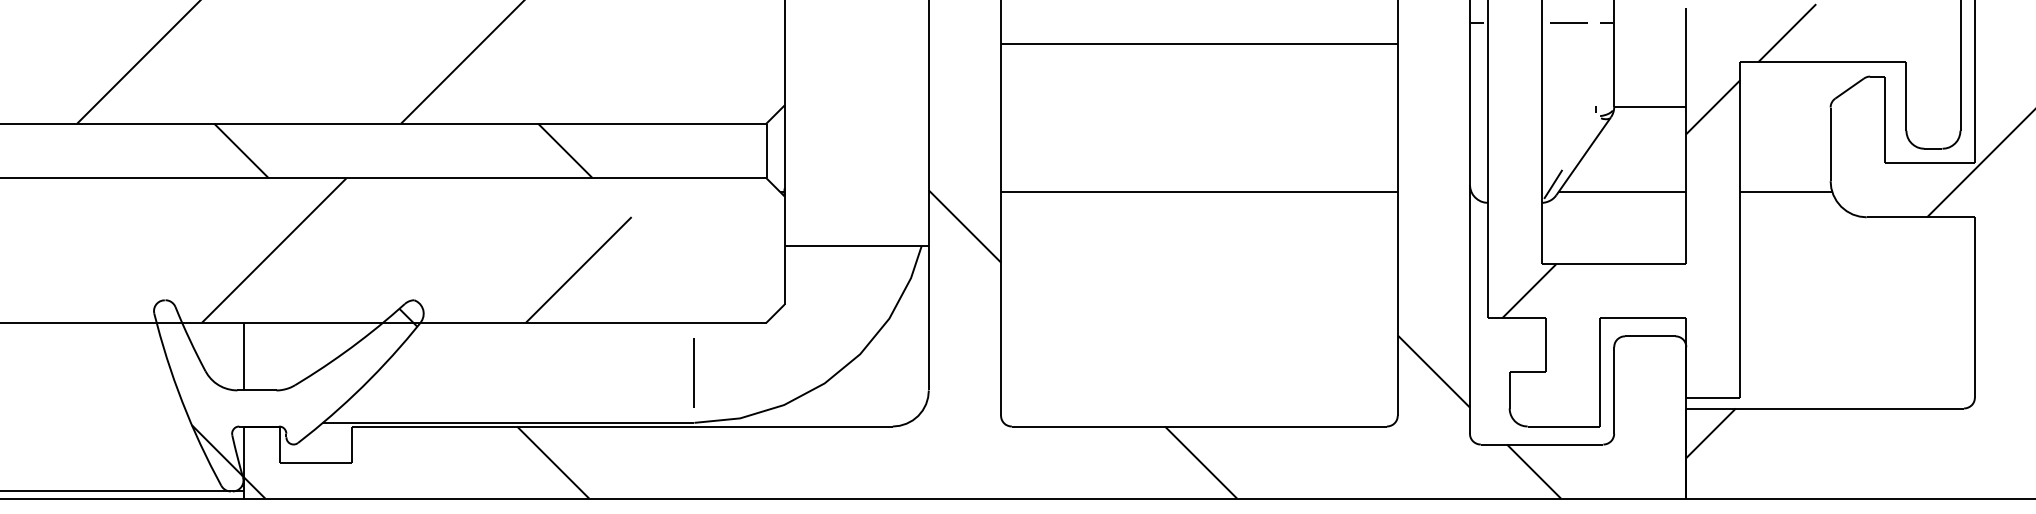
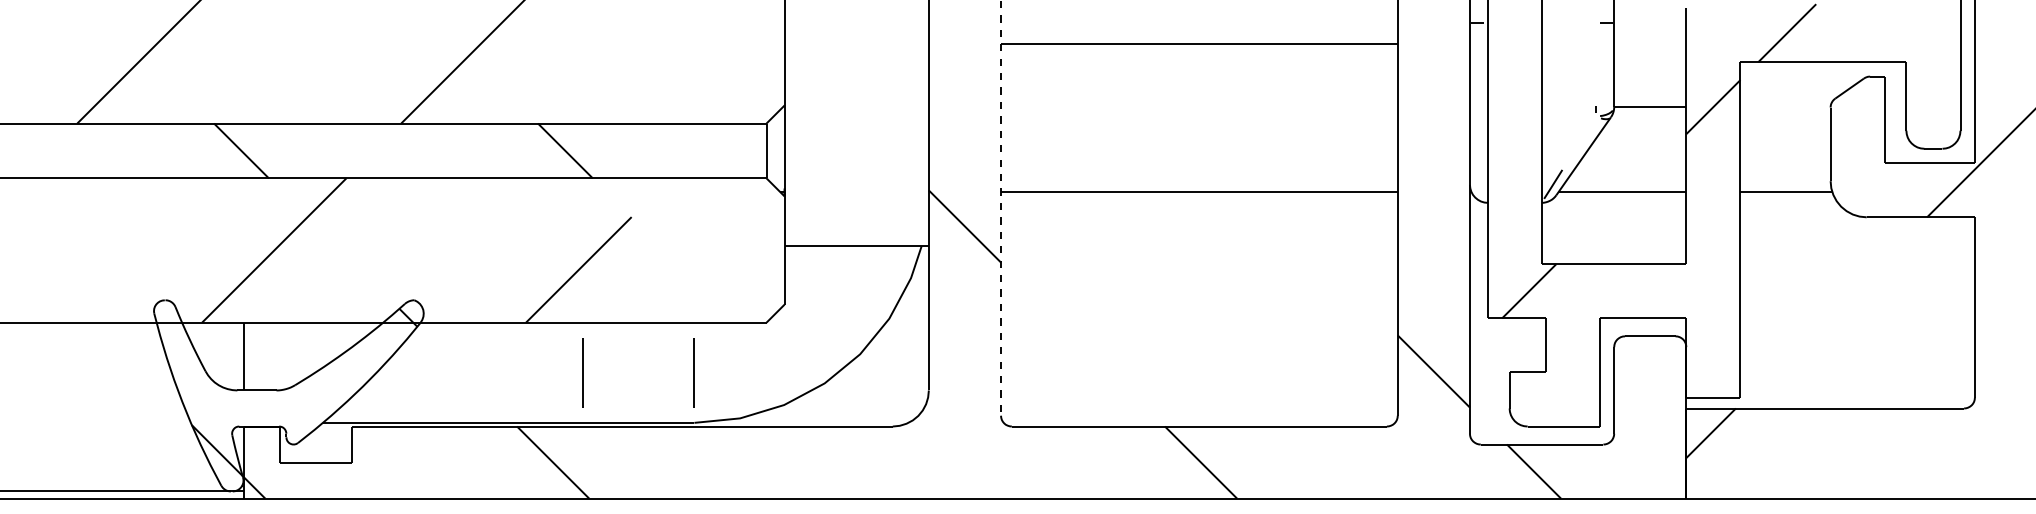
line: present -> none (1568, 22)
line: solid -> dashed (1001, 207)
line: none -> present (582, 372)
